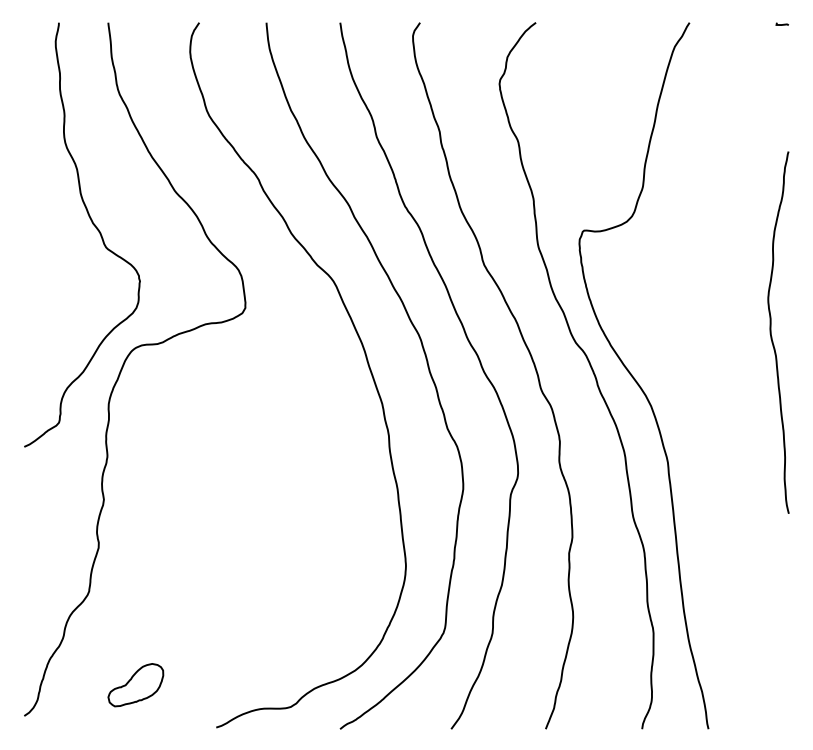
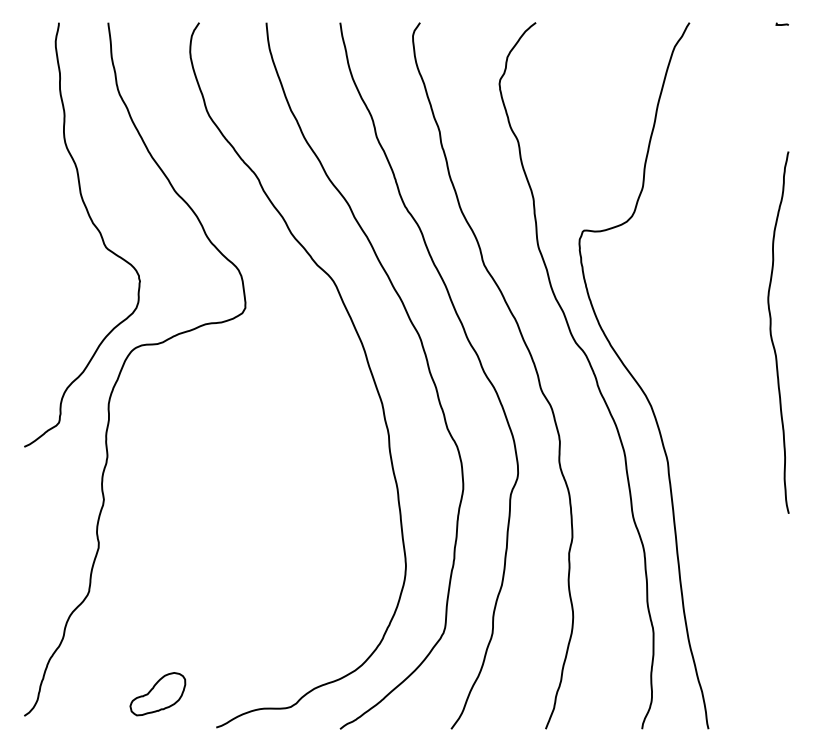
part position: (135, 685) -> (157, 694) (157, 694)
